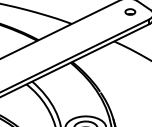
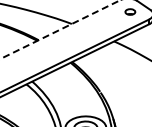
line: solid -> dashed (60, 29)
